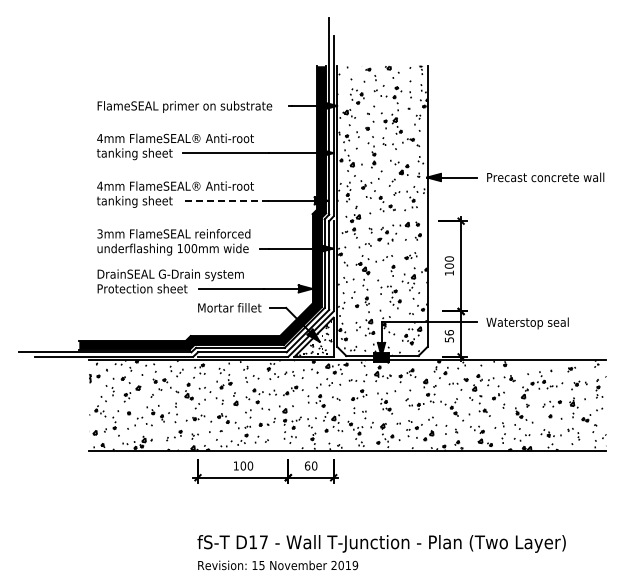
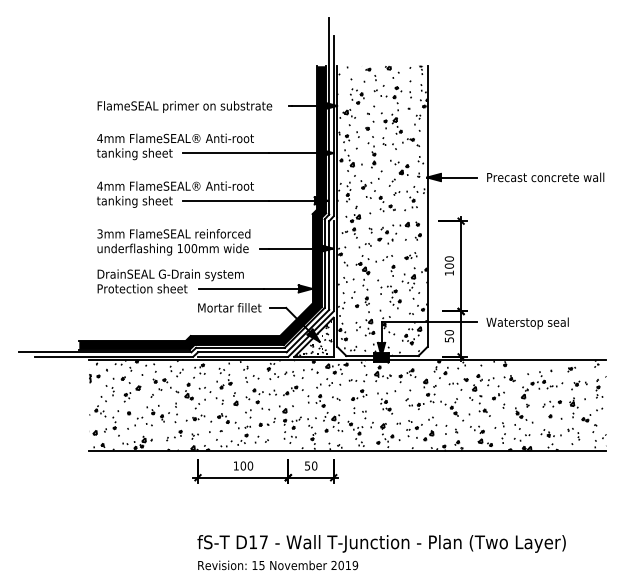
line: dashed -> solid (225, 200)
text: 56 -> 50 (448, 332)
text: 60 -> 50 (307, 465)
